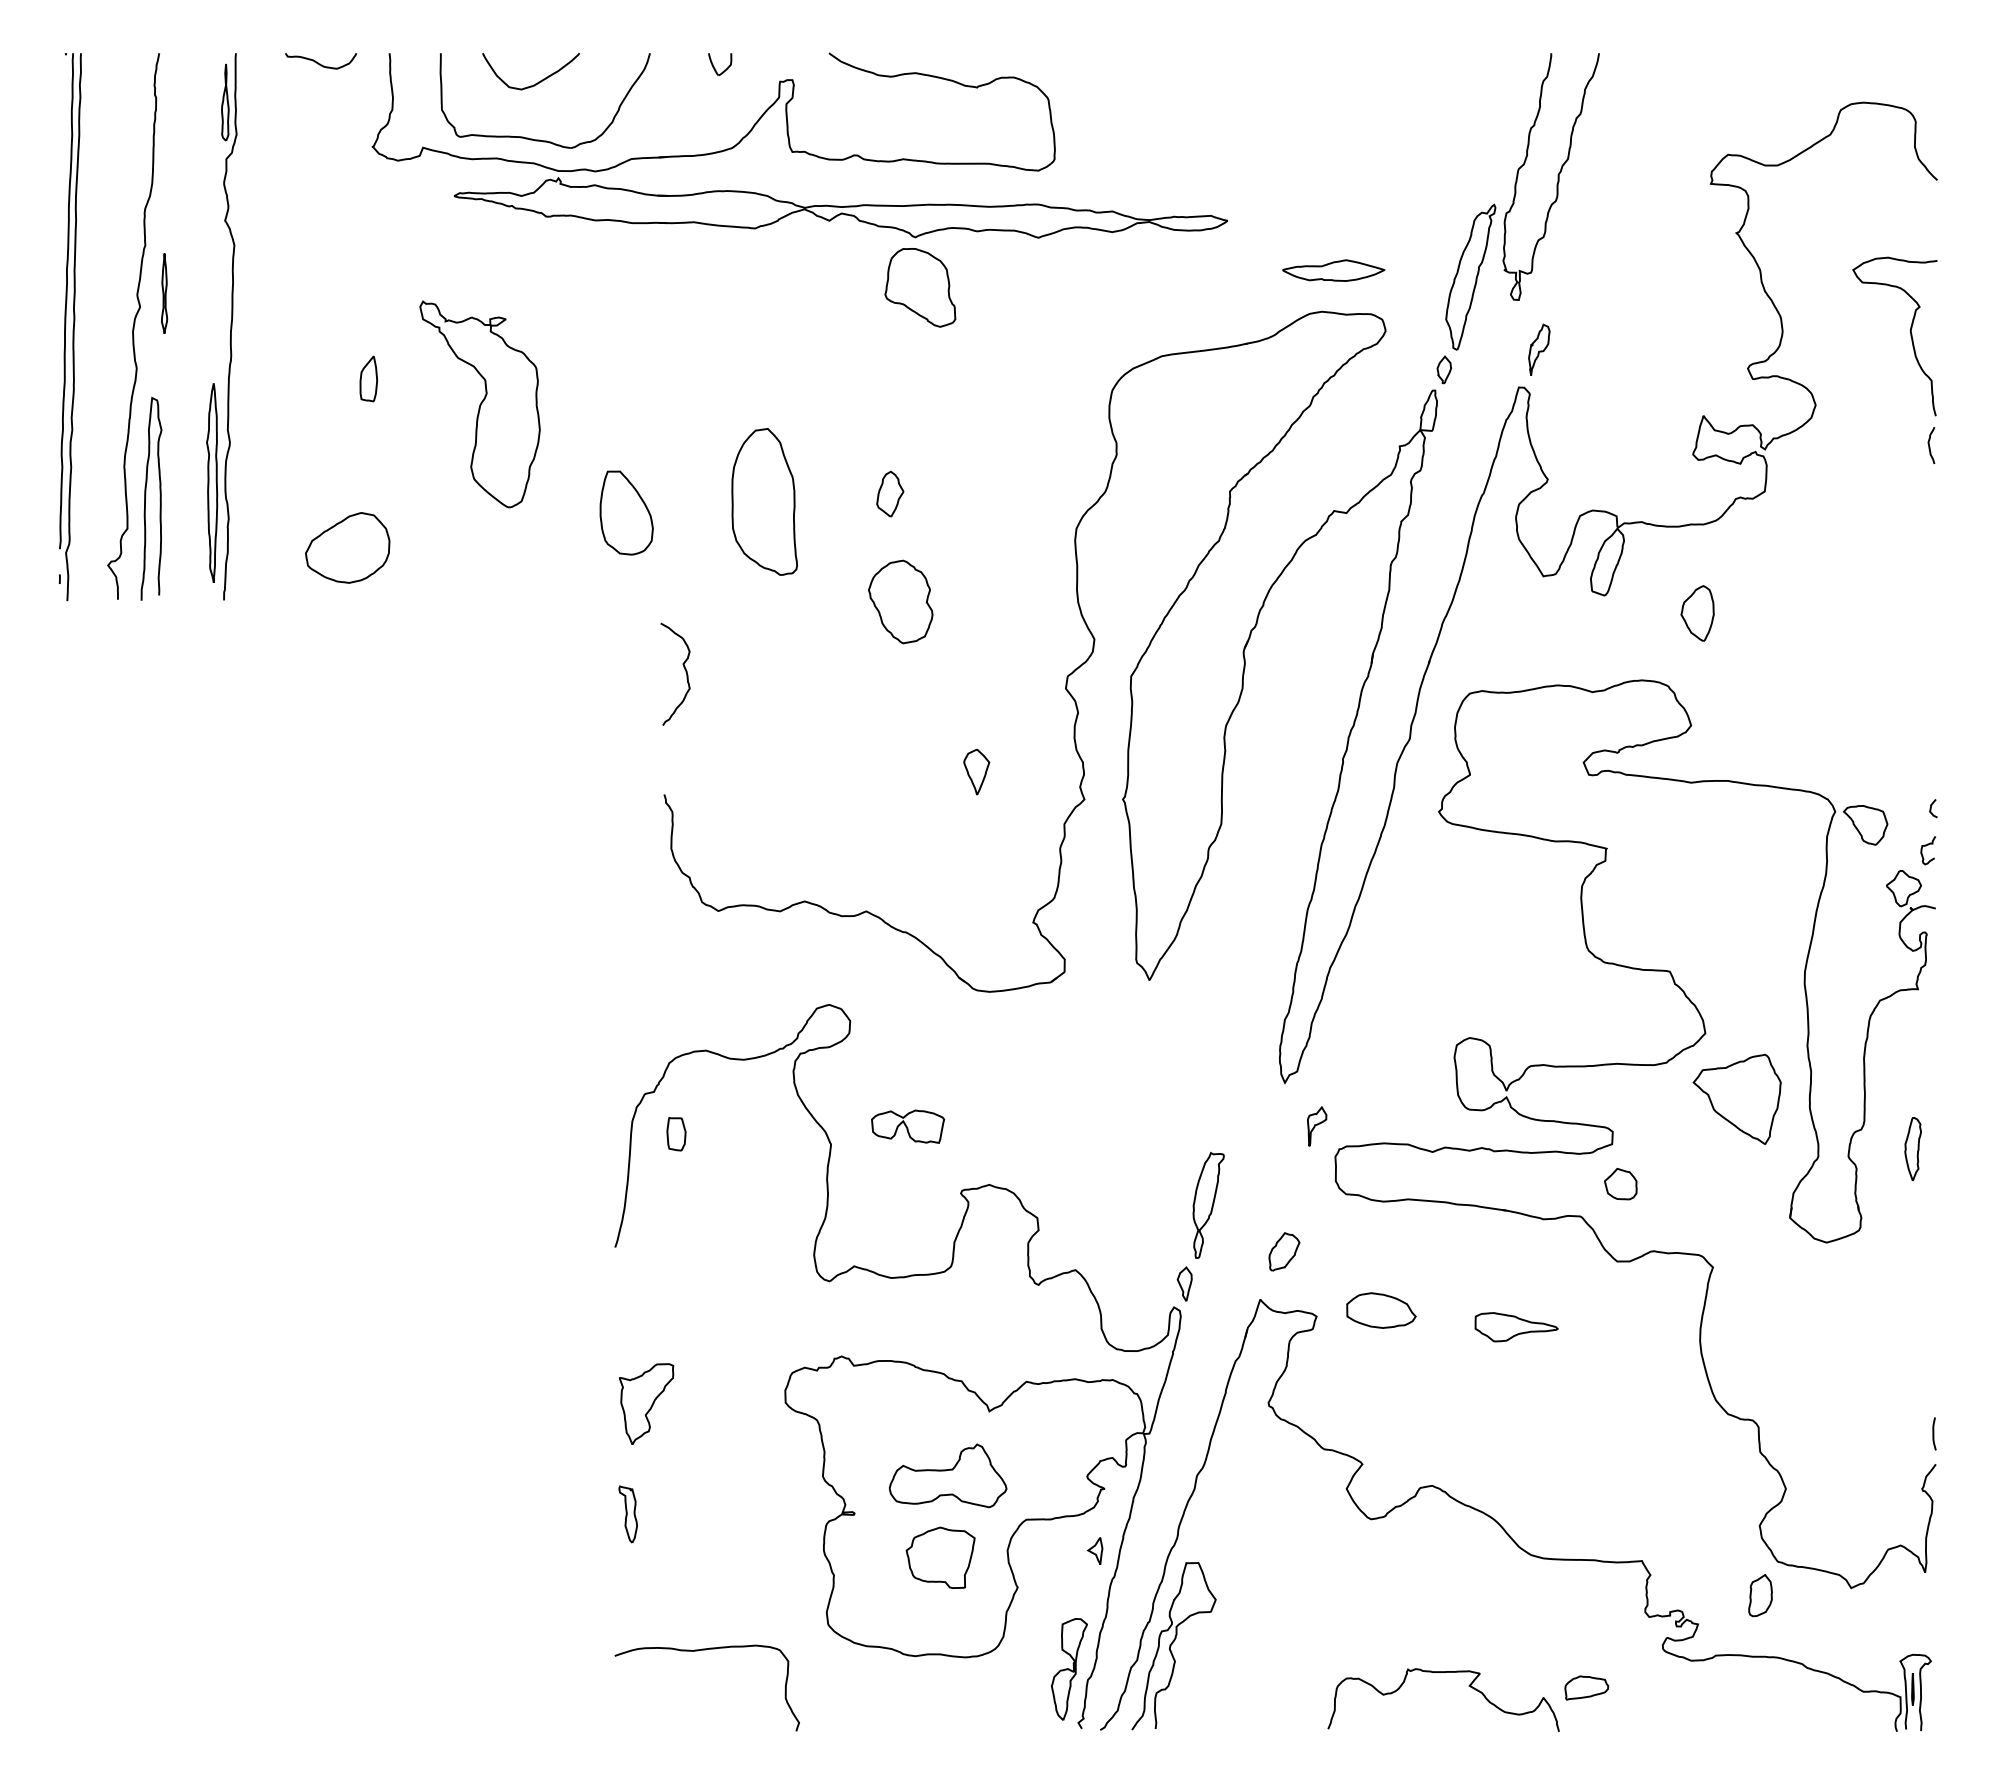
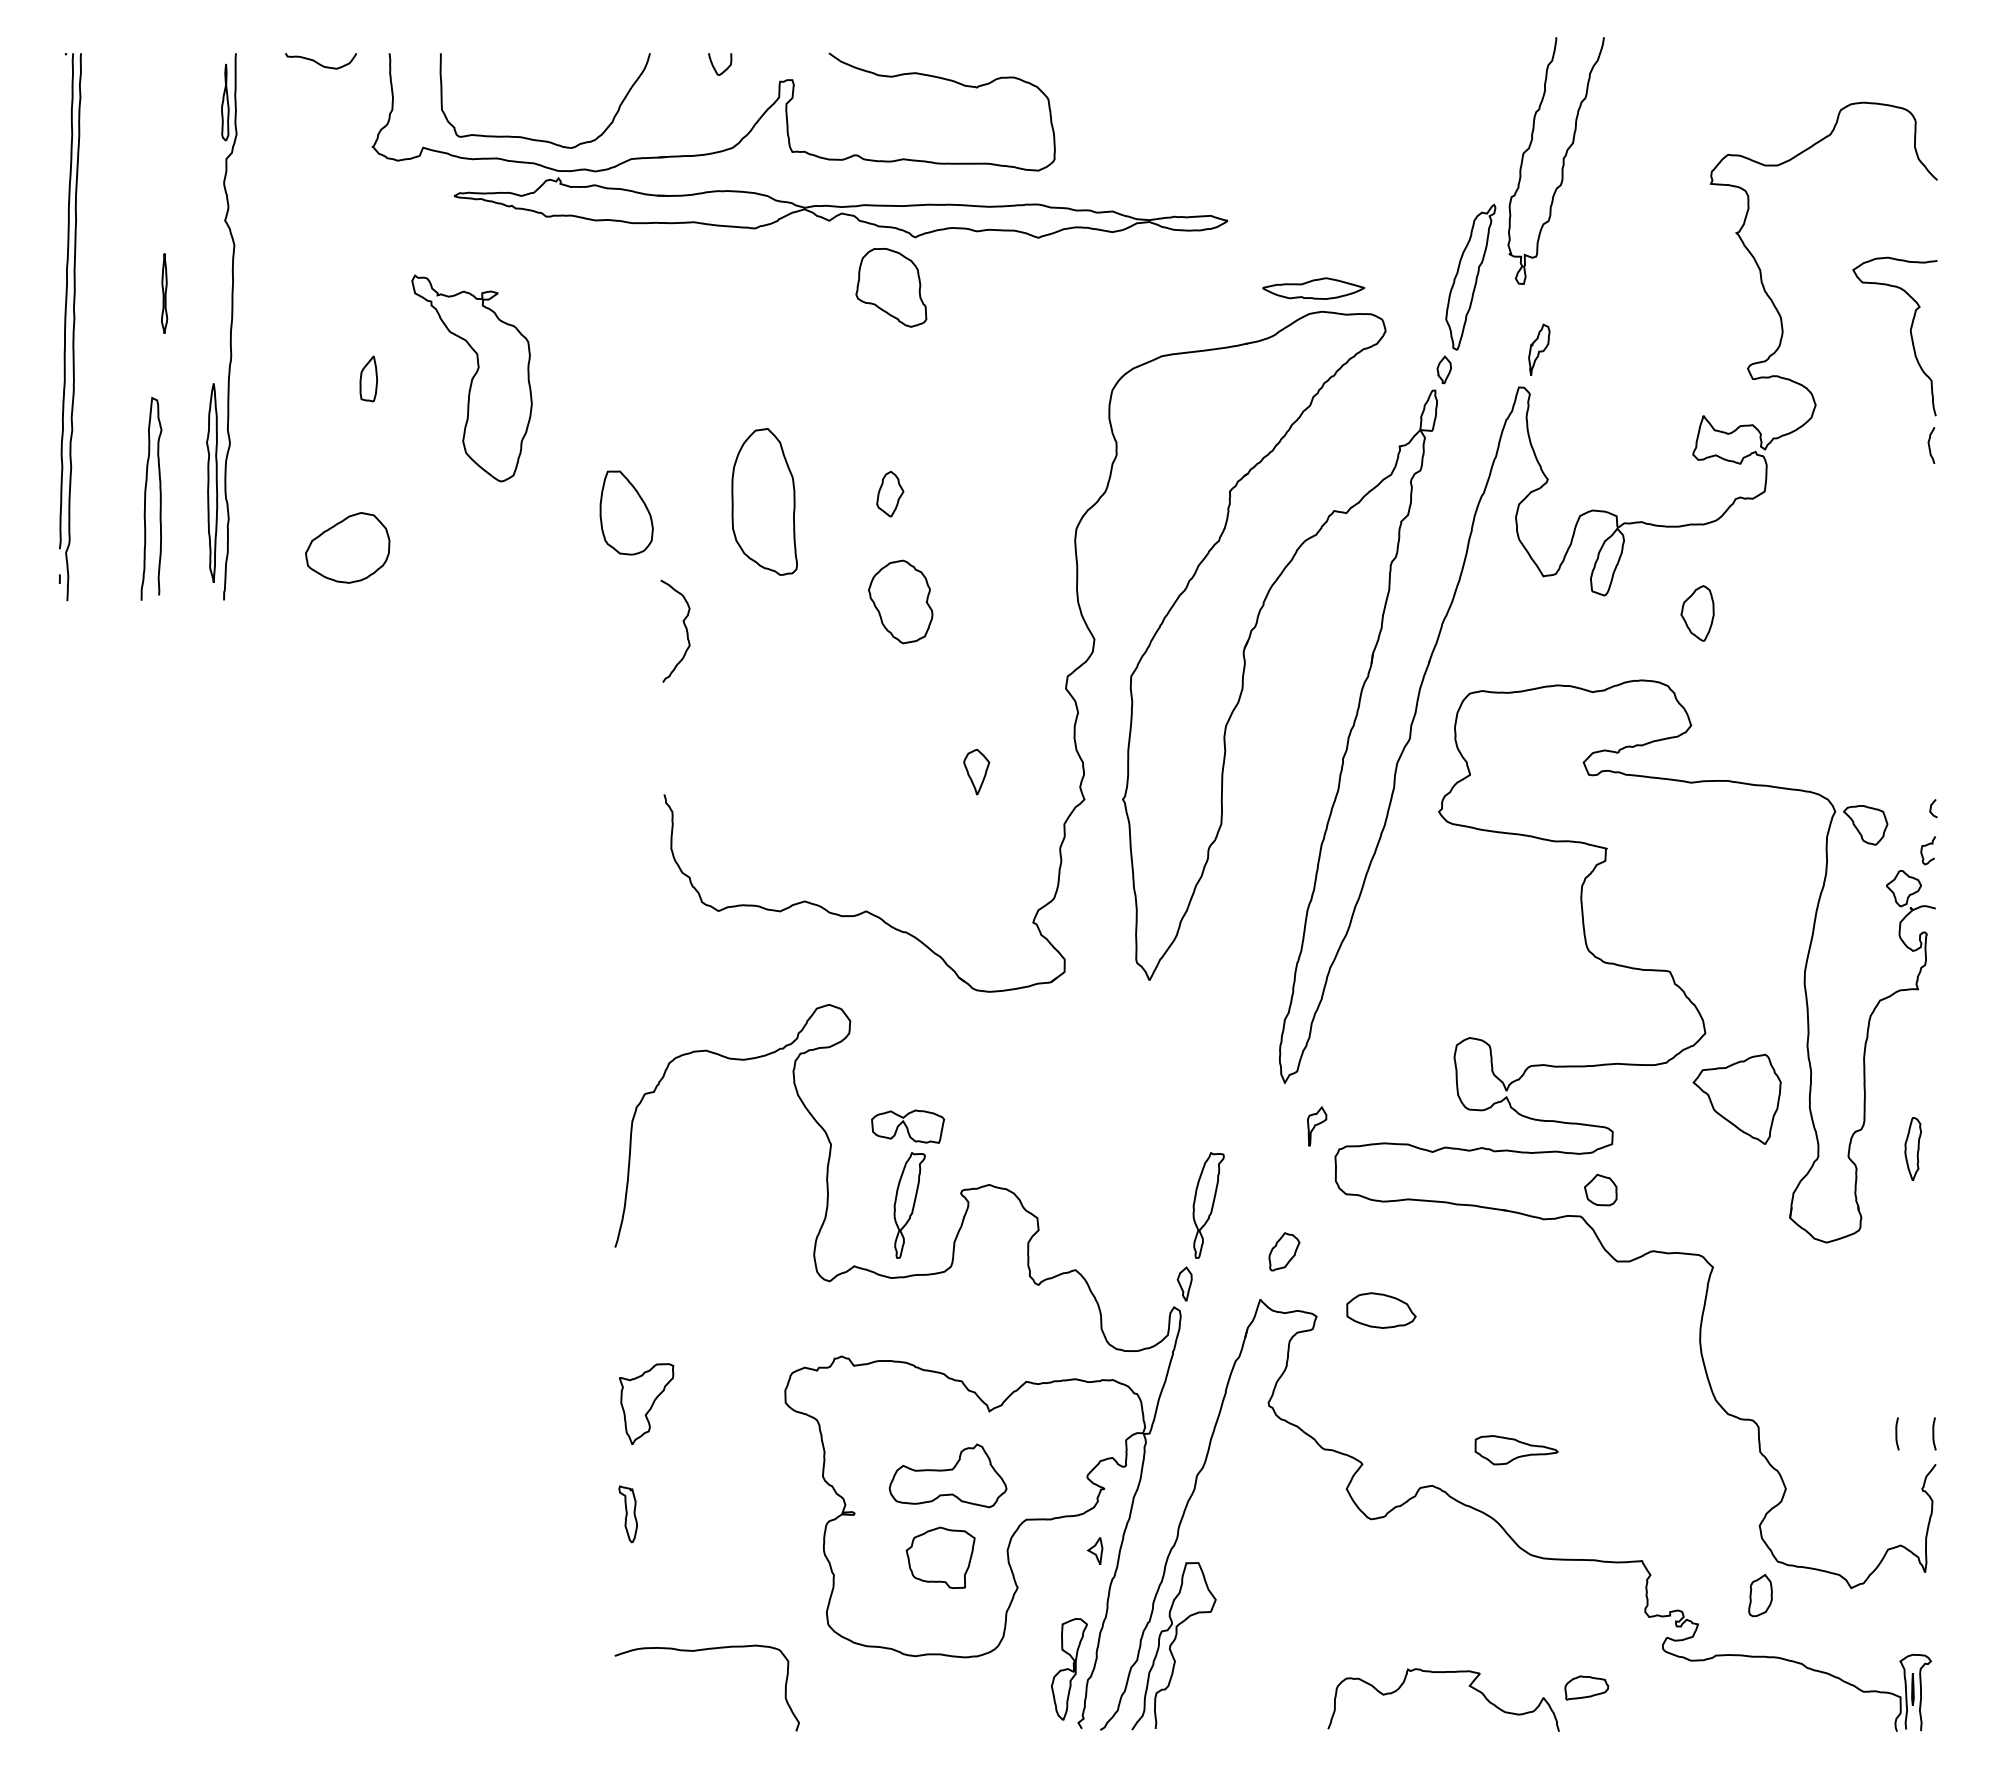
curve: present -> none (538, 81)
curve position: (1557, 176) -> (1562, 160) (1562, 160)
part position: (1333, 270) -> (1313, 288) (1313, 288)
part position: (920, 287) -> (891, 287) (891, 287)
curve: present -> none (133, 326)
part position: (479, 404) -> (471, 378) (471, 378)
curve position: (684, 669) -> (684, 626) (684, 626)
part: present -> none (676, 1134)
part position: (1620, 1183) -> (1600, 1189) (1600, 1189)
part: none -> present (909, 1205)
part position: (1516, 1327) -> (1516, 1450) (1516, 1450)
curve: none -> present (1897, 1433)
